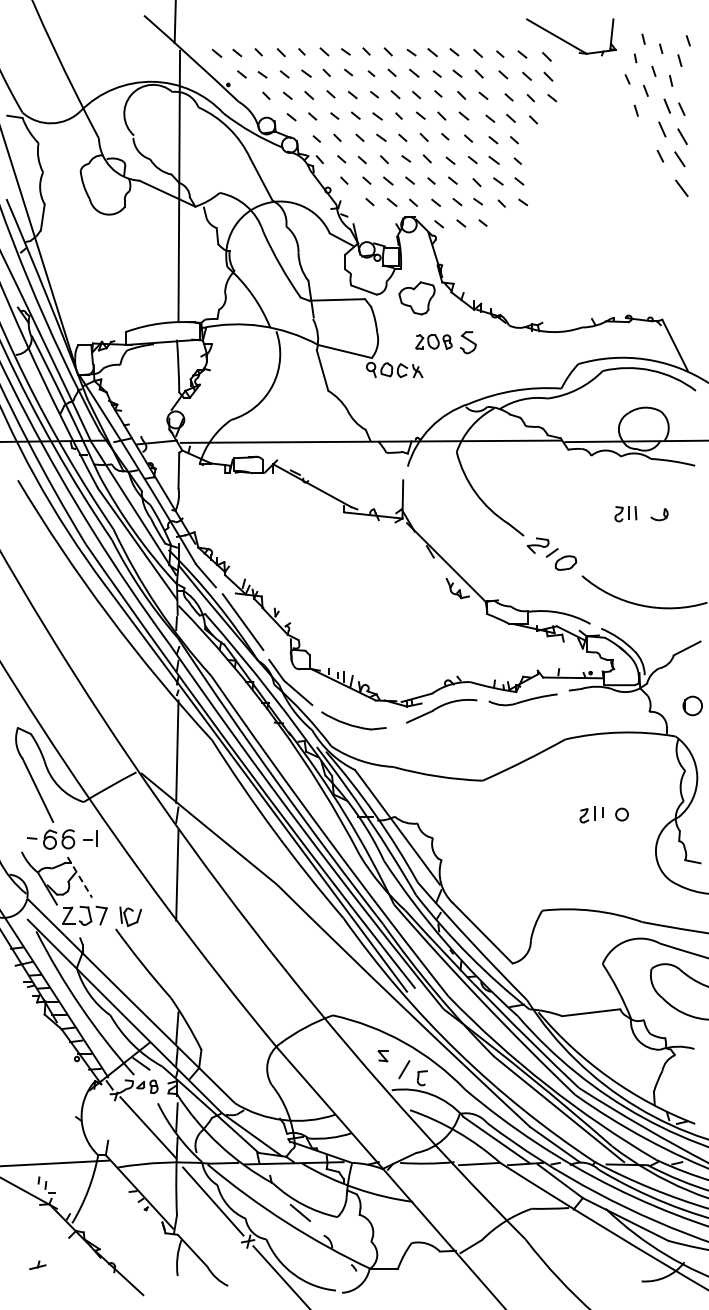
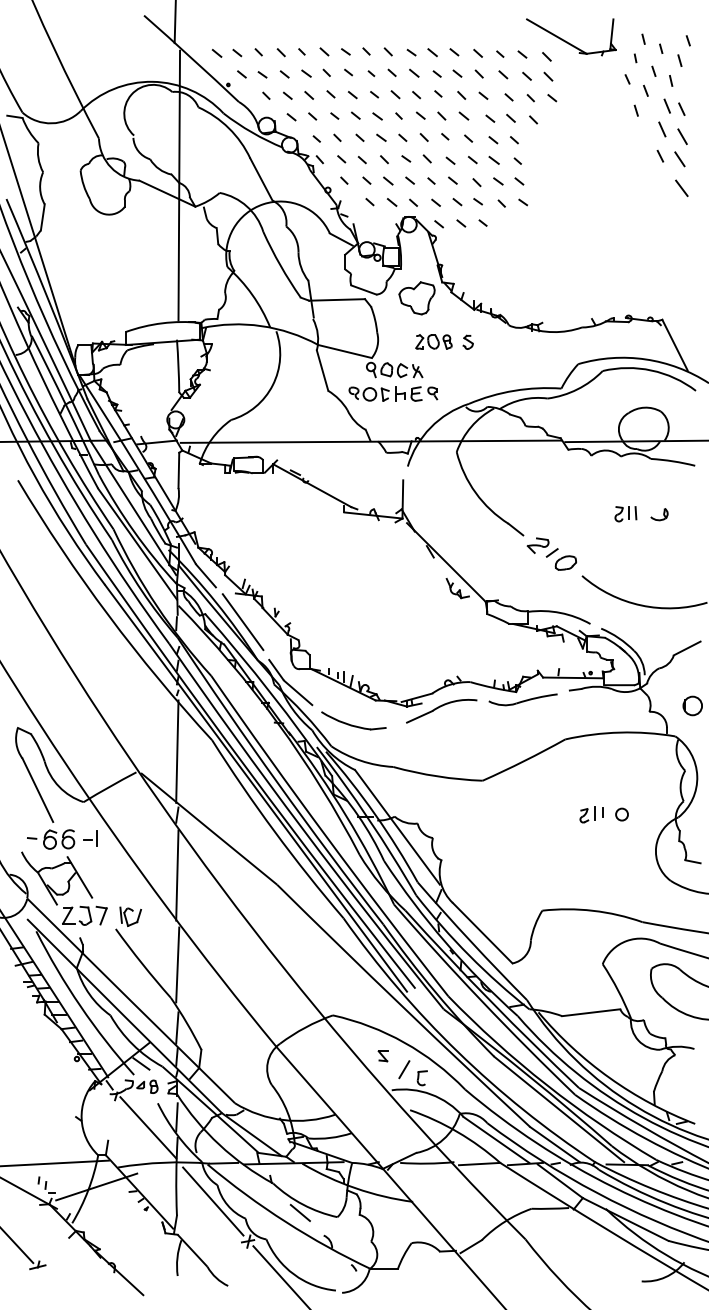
part size: 17x24 px -> 12x16 px (467, 341)
part: none -> present (393, 393)
line: dashed -> solid (79, 877)
line: none -> present (177, 964)
line: none -> present (96, 1186)
line: none -> present (17, 1246)
